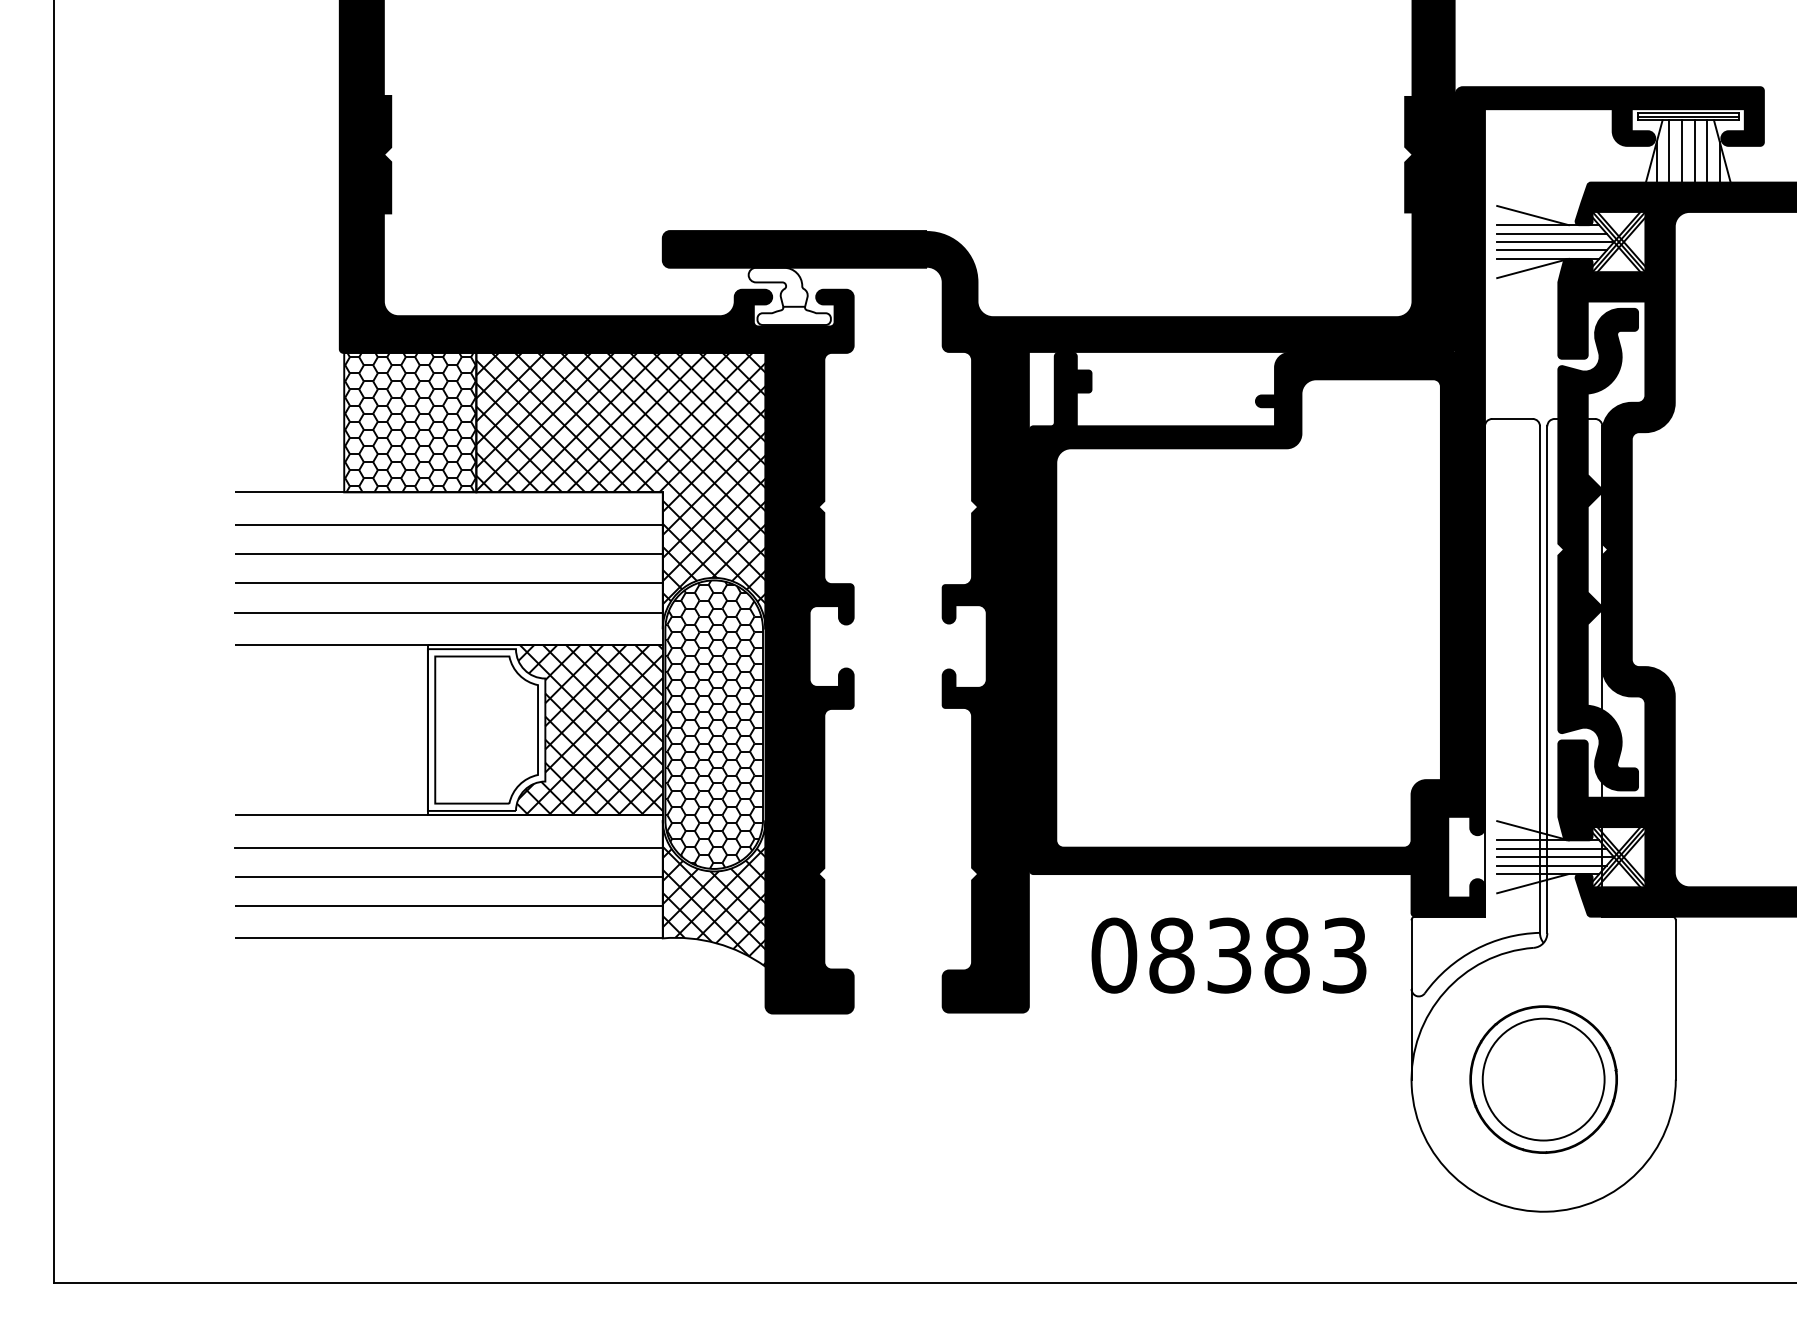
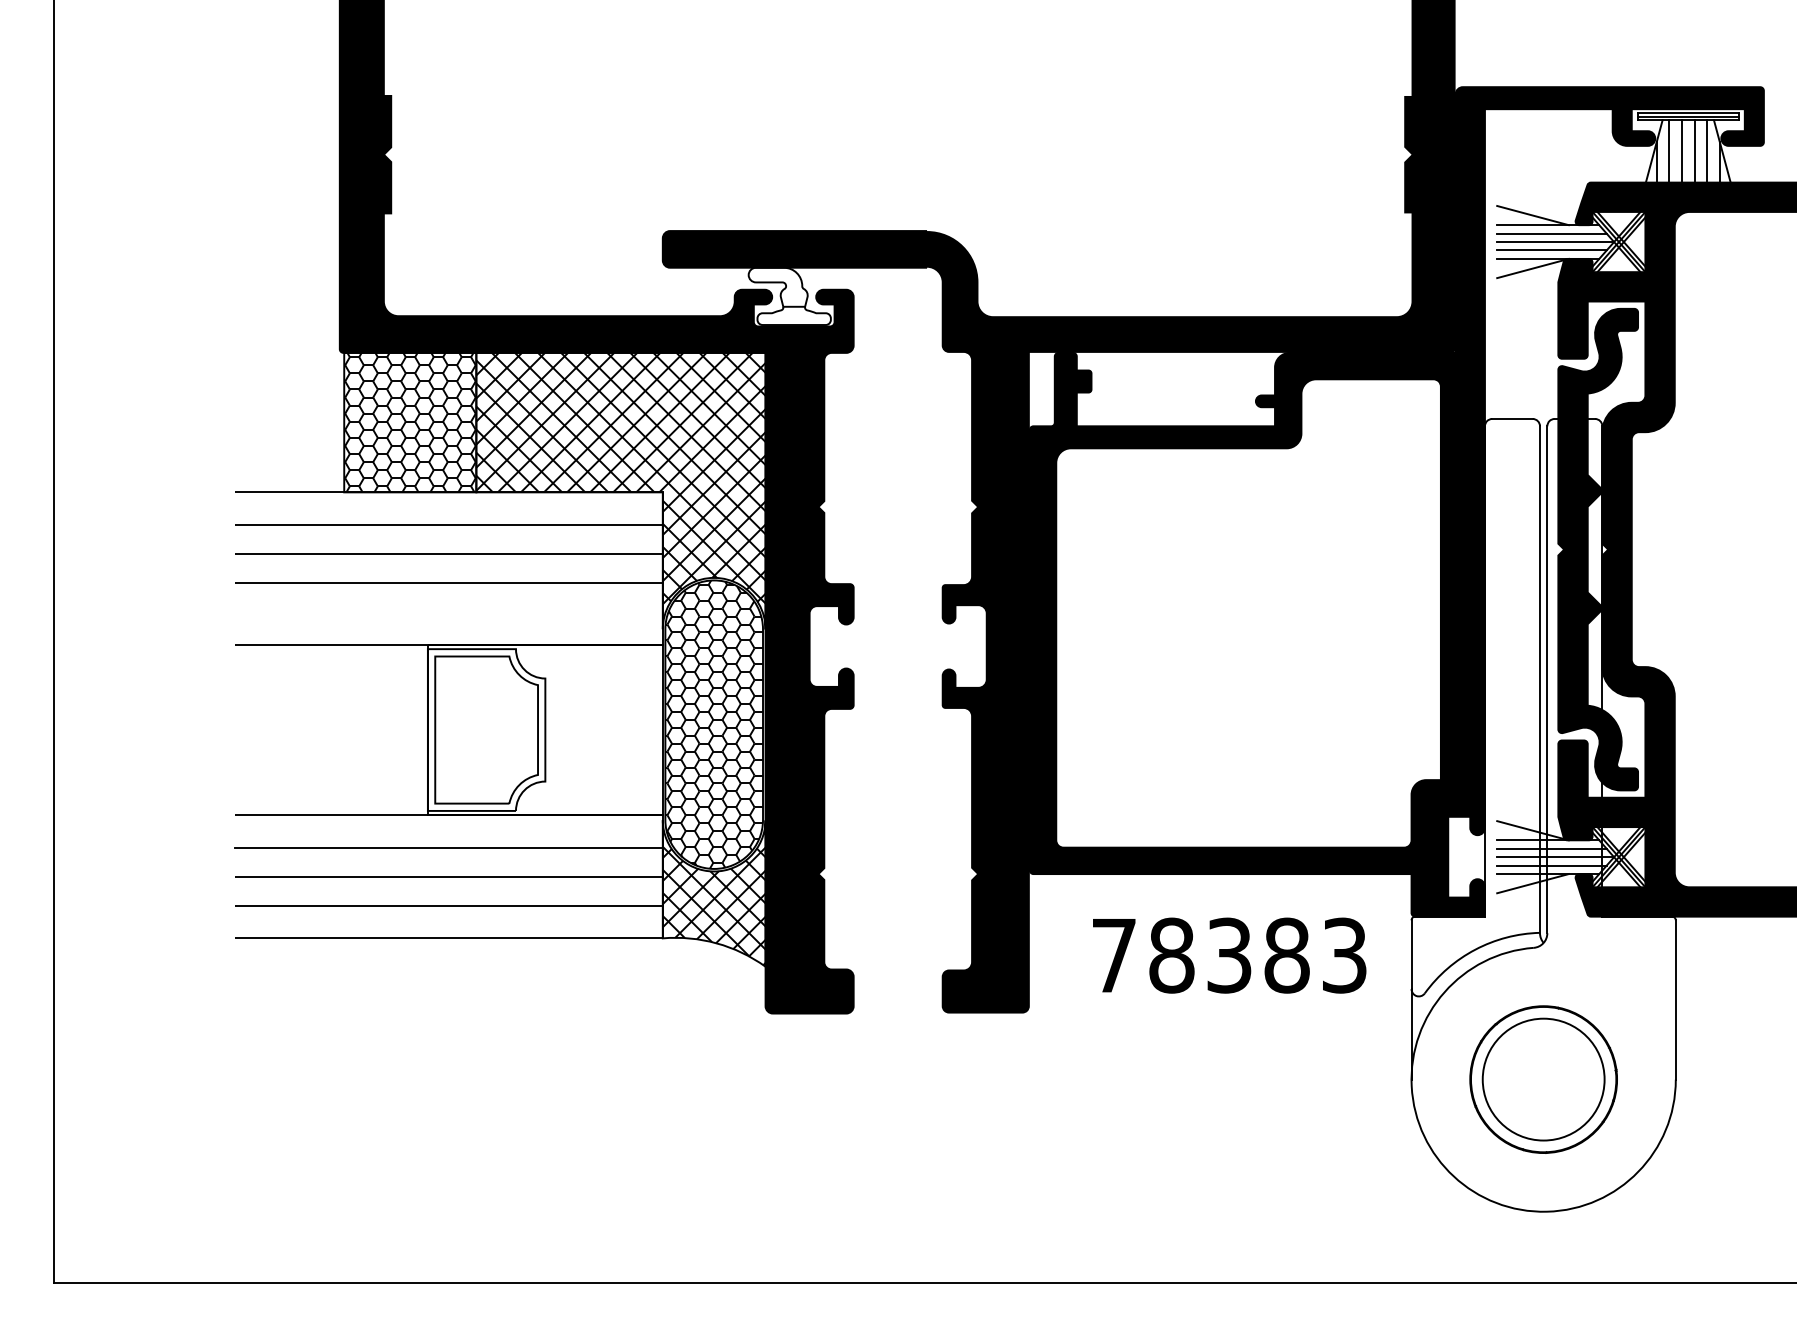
line: present -> none (448, 612)
hatch: present -> none (589, 729)
text: 08383 -> 78383 (1114, 955)
